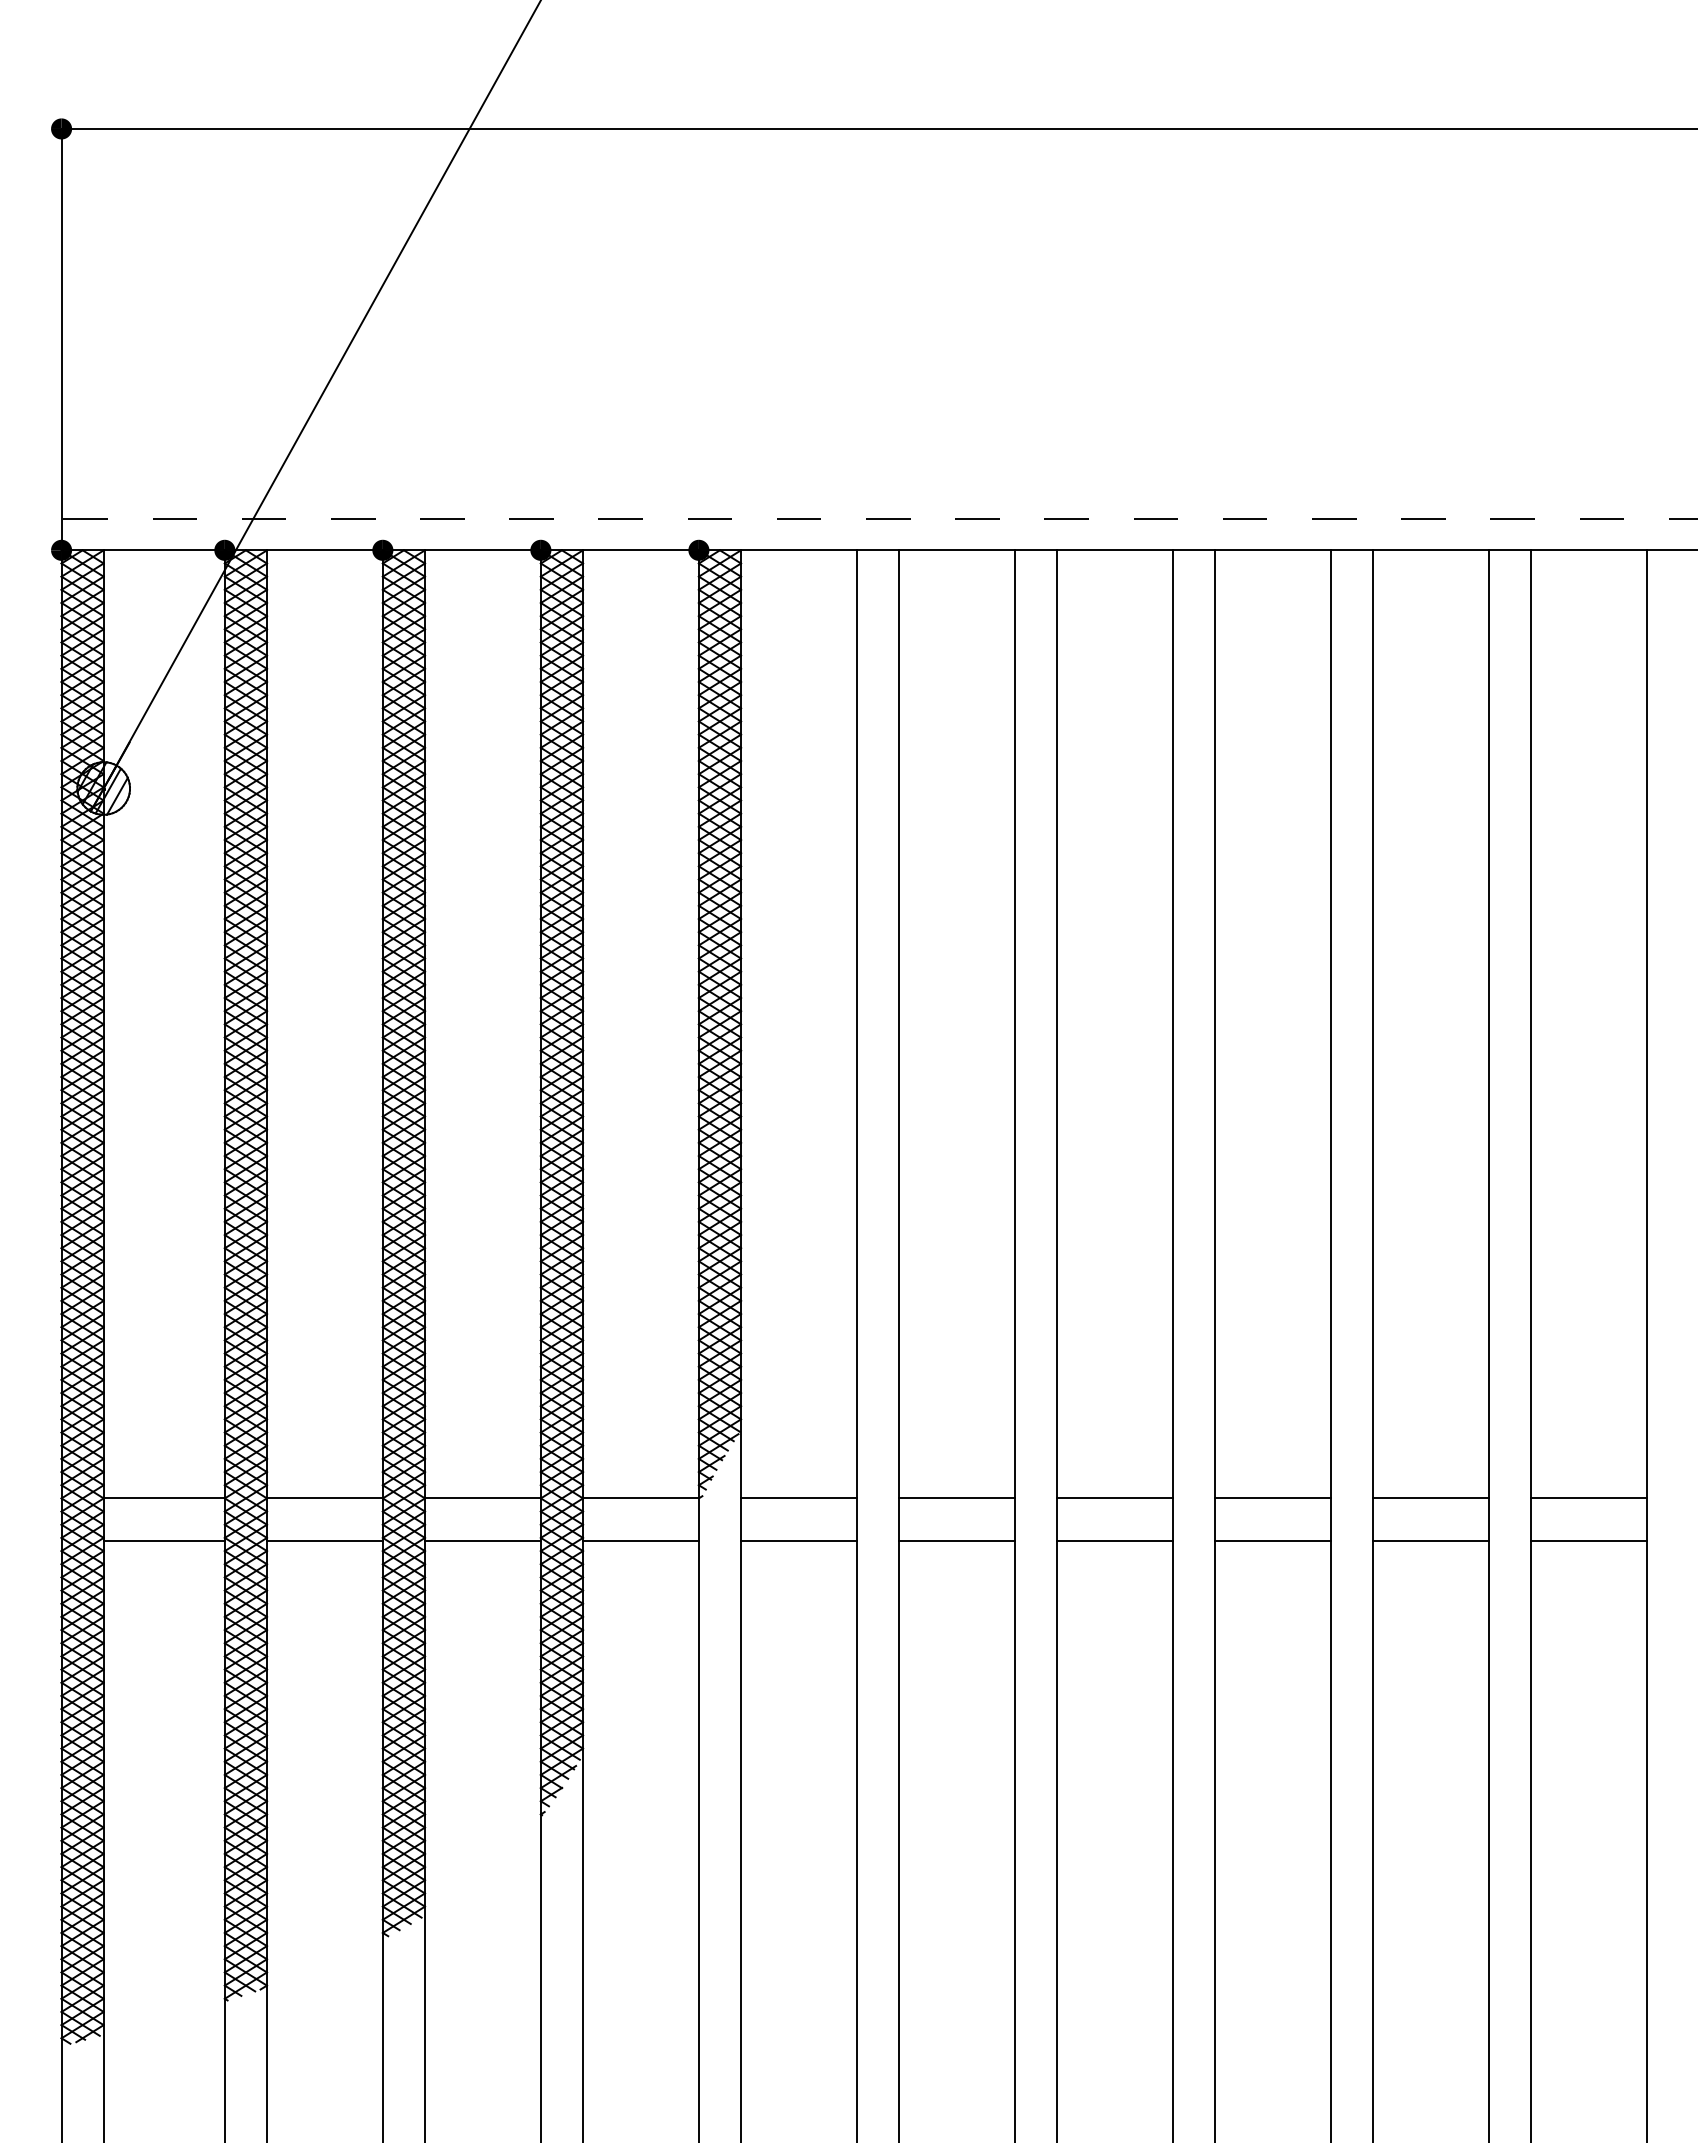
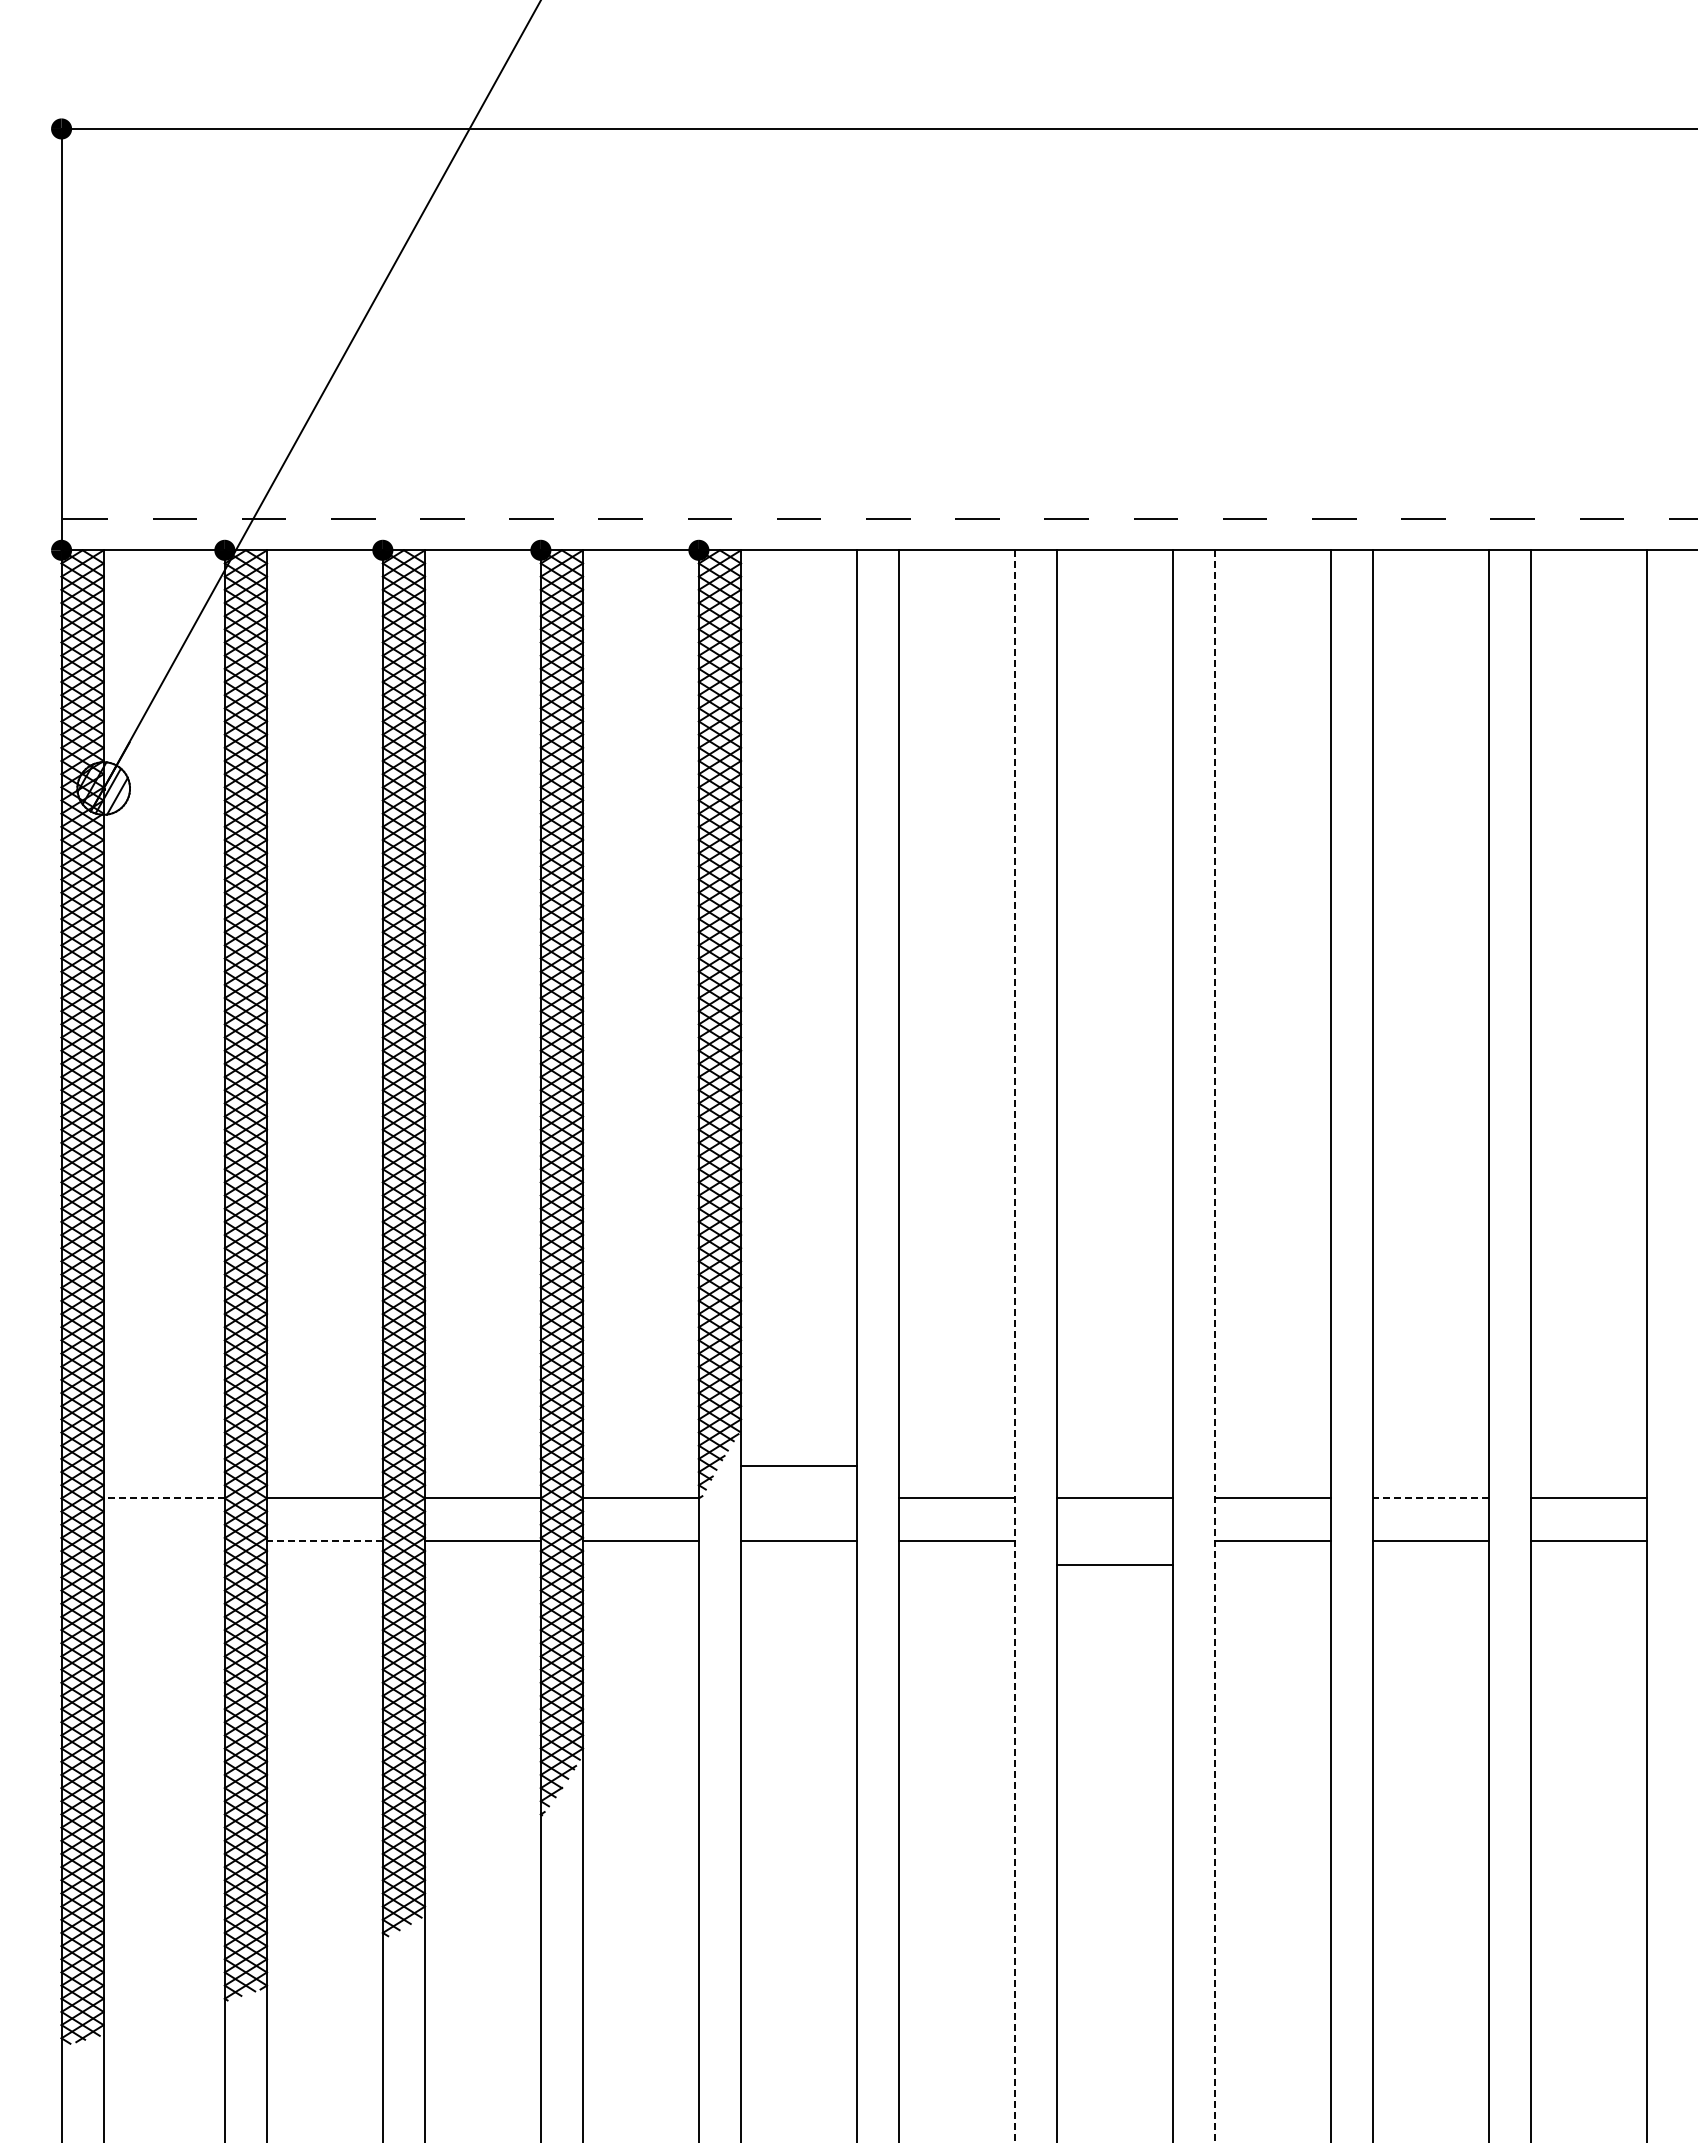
line: solid -> dashed (1014, 1346)
line: solid -> dashed (1215, 1346)
line: solid -> dashed (164, 1498)
line position: (798, 1498) -> (798, 1466) (798, 1466)
line: solid -> dashed (1431, 1498)
line: present -> none (163, 1540)
line: solid -> dashed (324, 1540)
line position: (1114, 1540) -> (1114, 1564) (1114, 1564)
